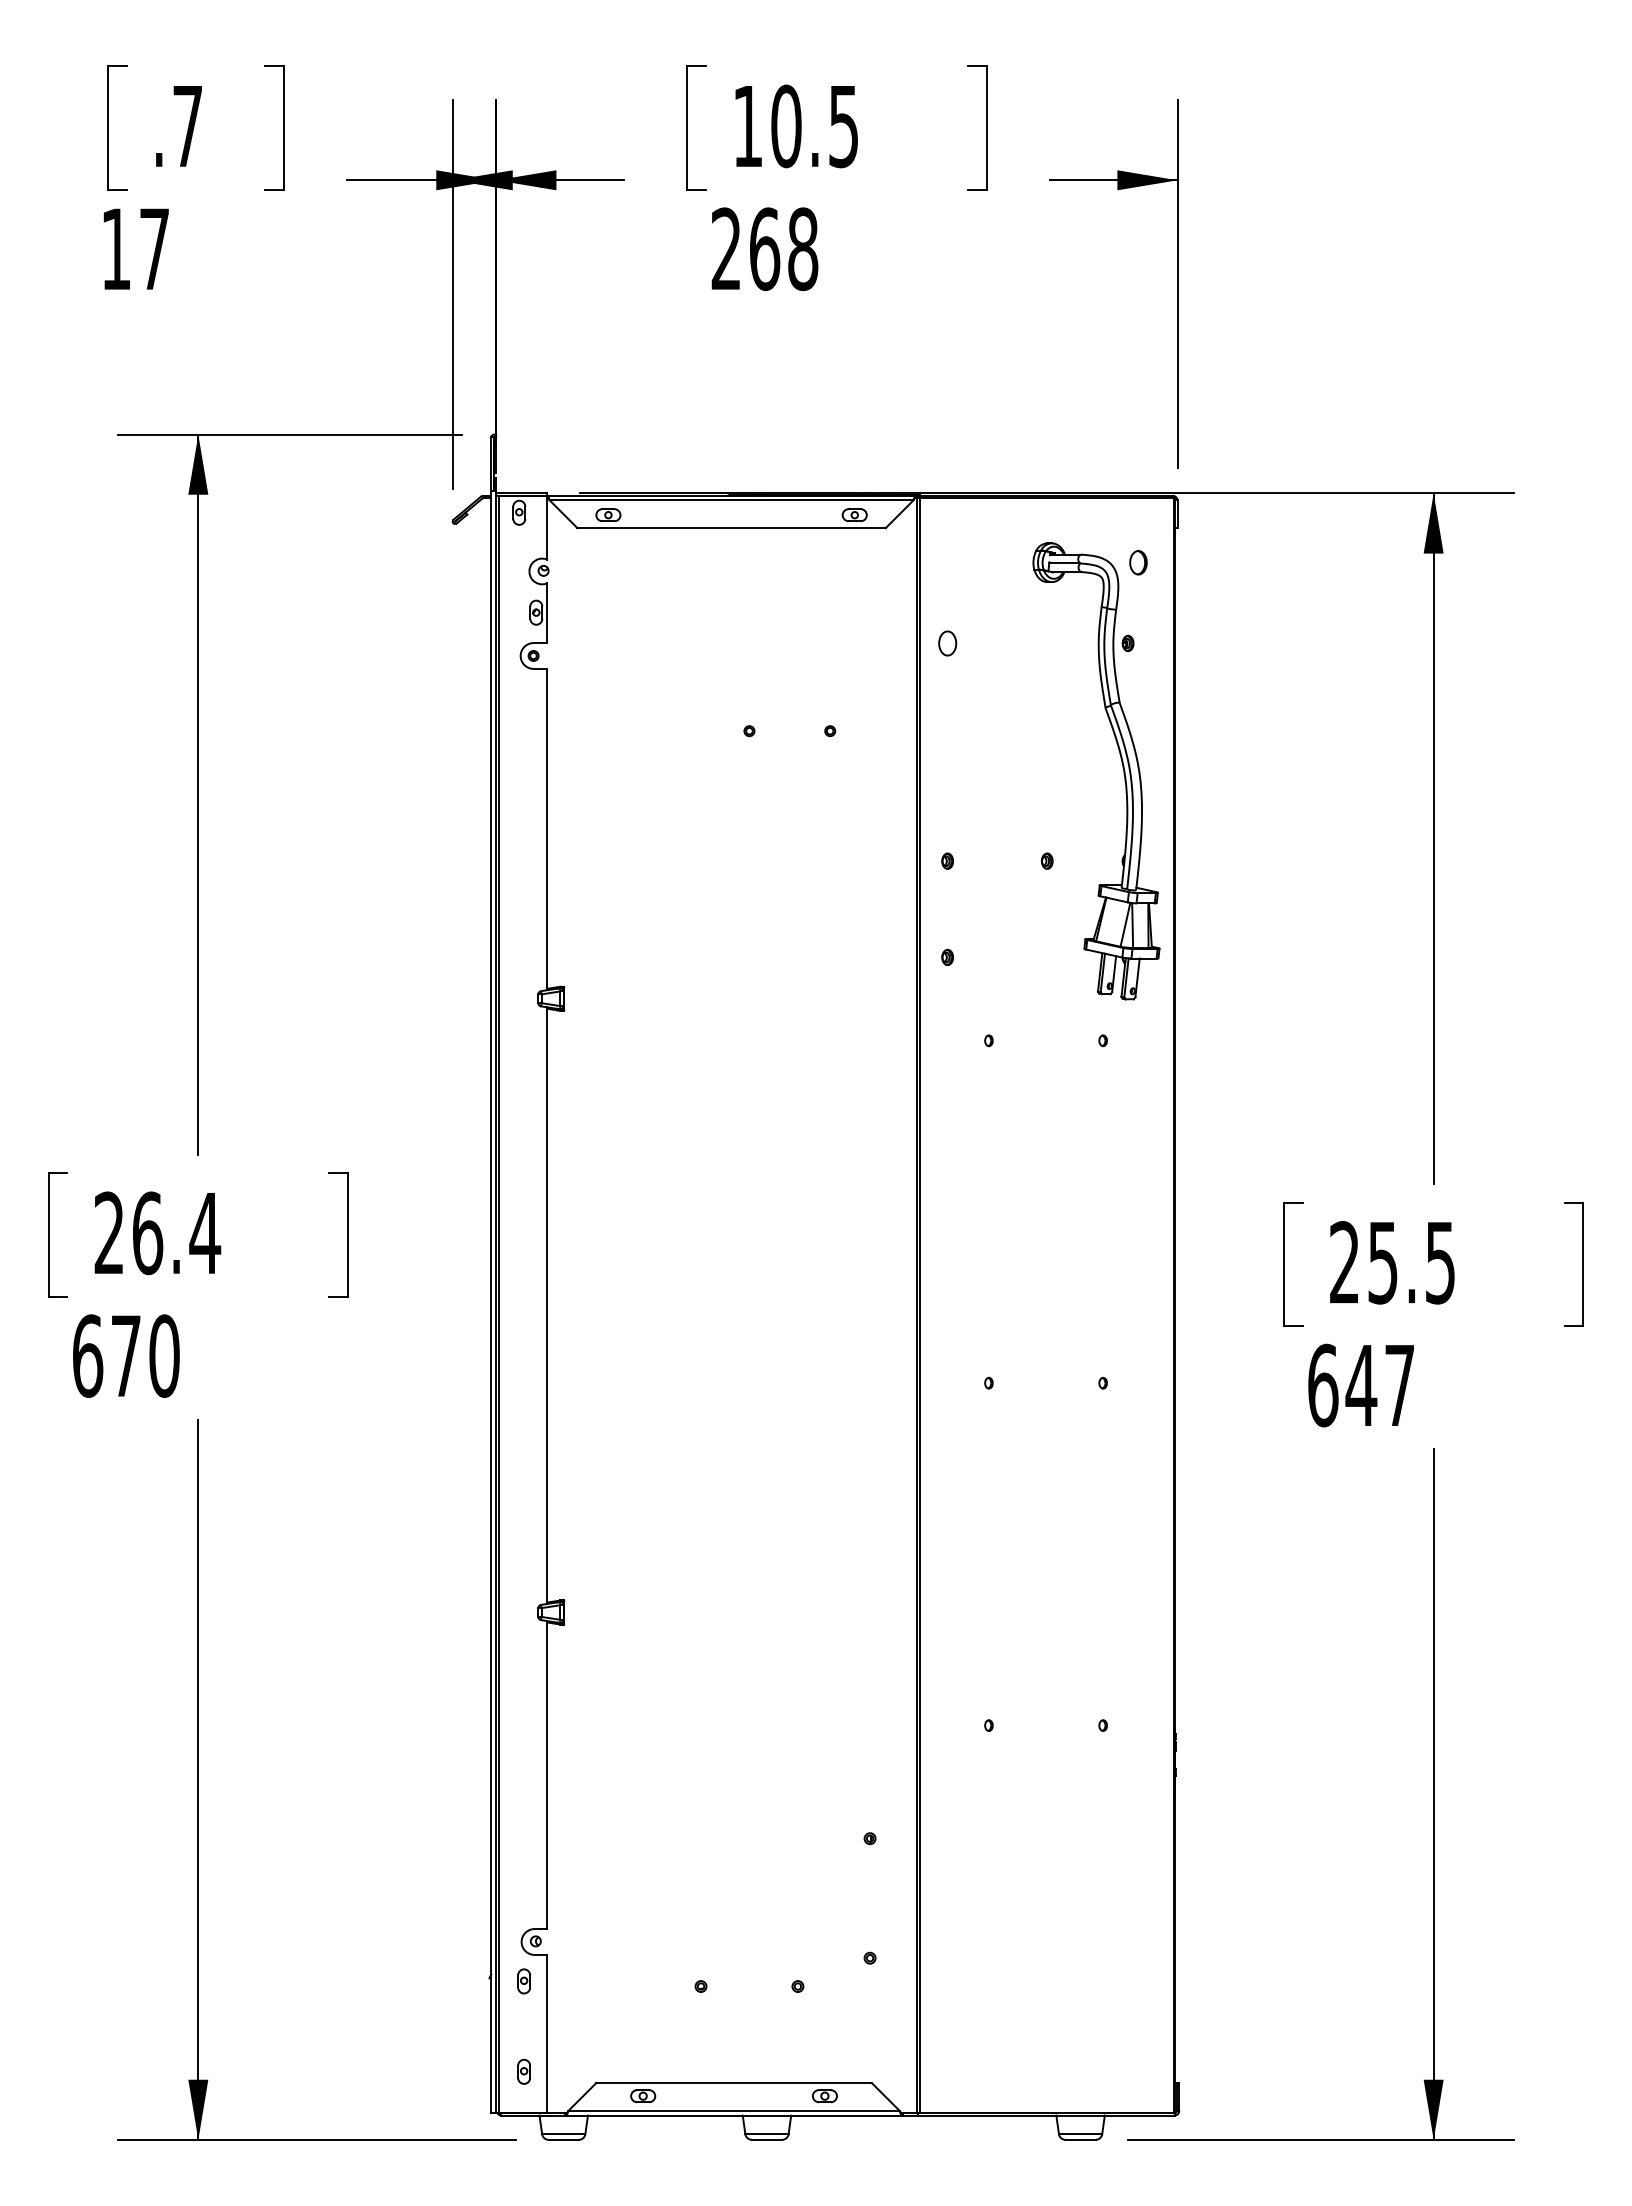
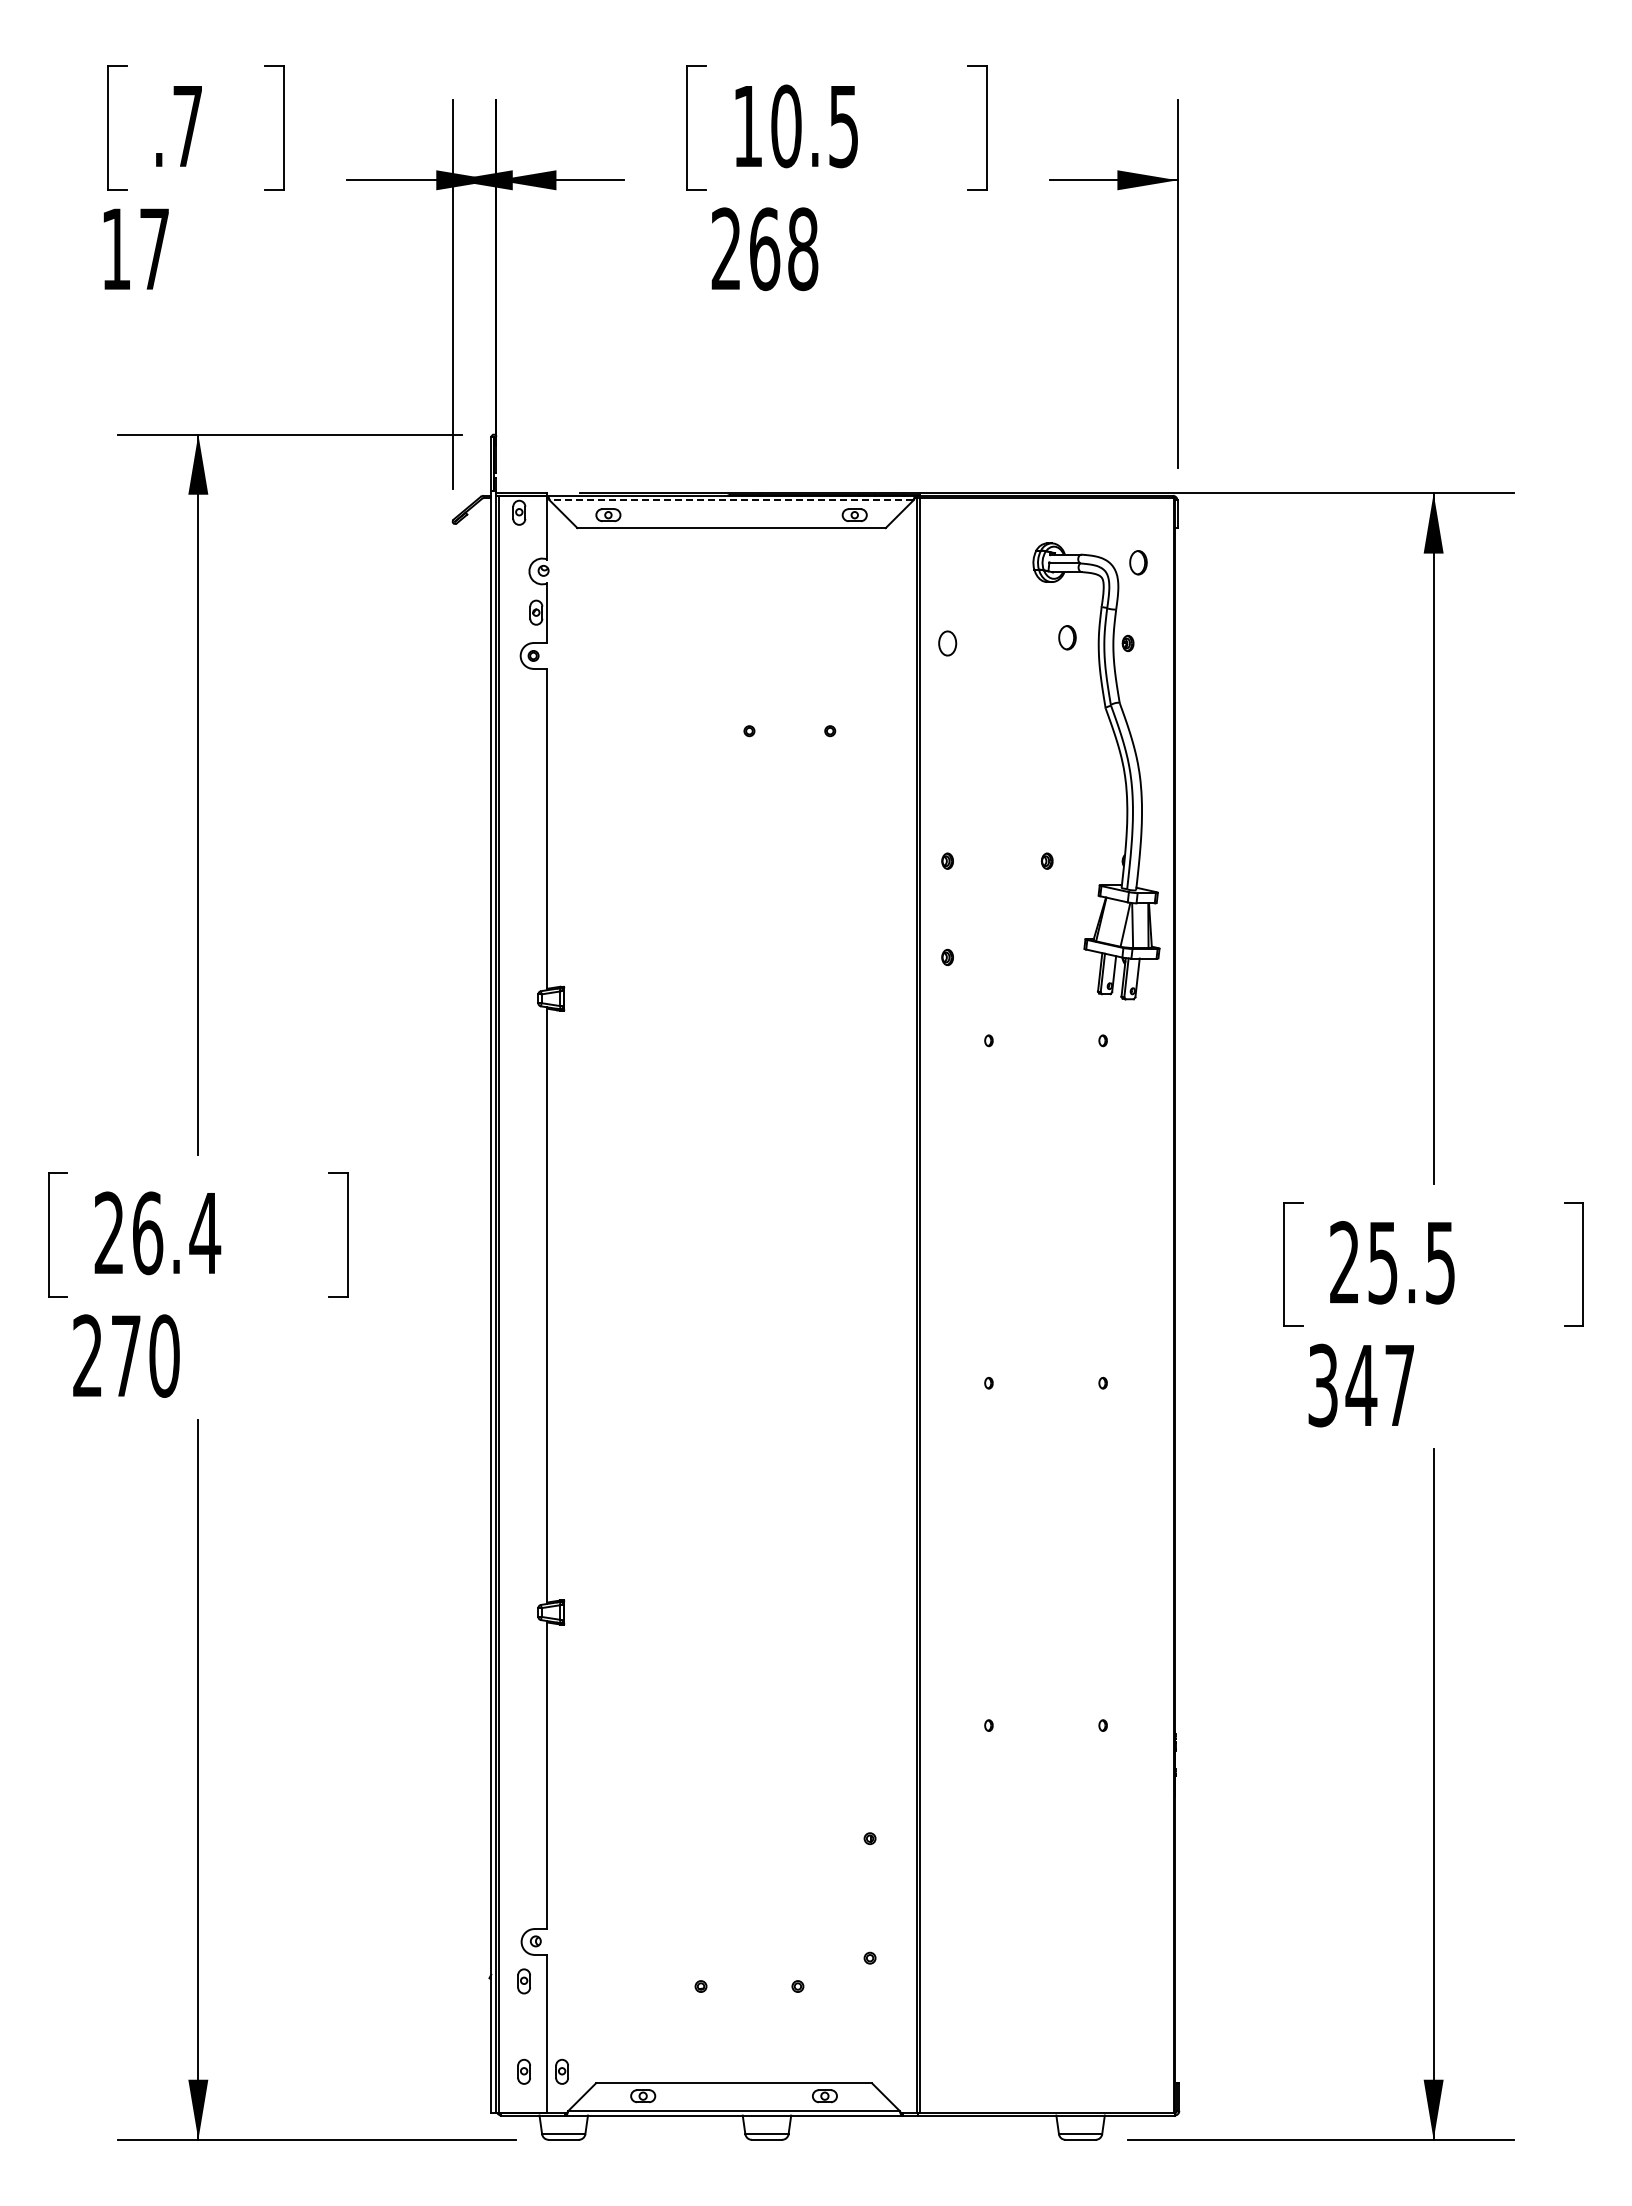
line: solid -> dashed (731, 500)
part: none -> present (1067, 637)
text: 670 -> 270 (88, 1355)
text: 647 -> 347 (1323, 1385)
part: none -> present (561, 2071)
